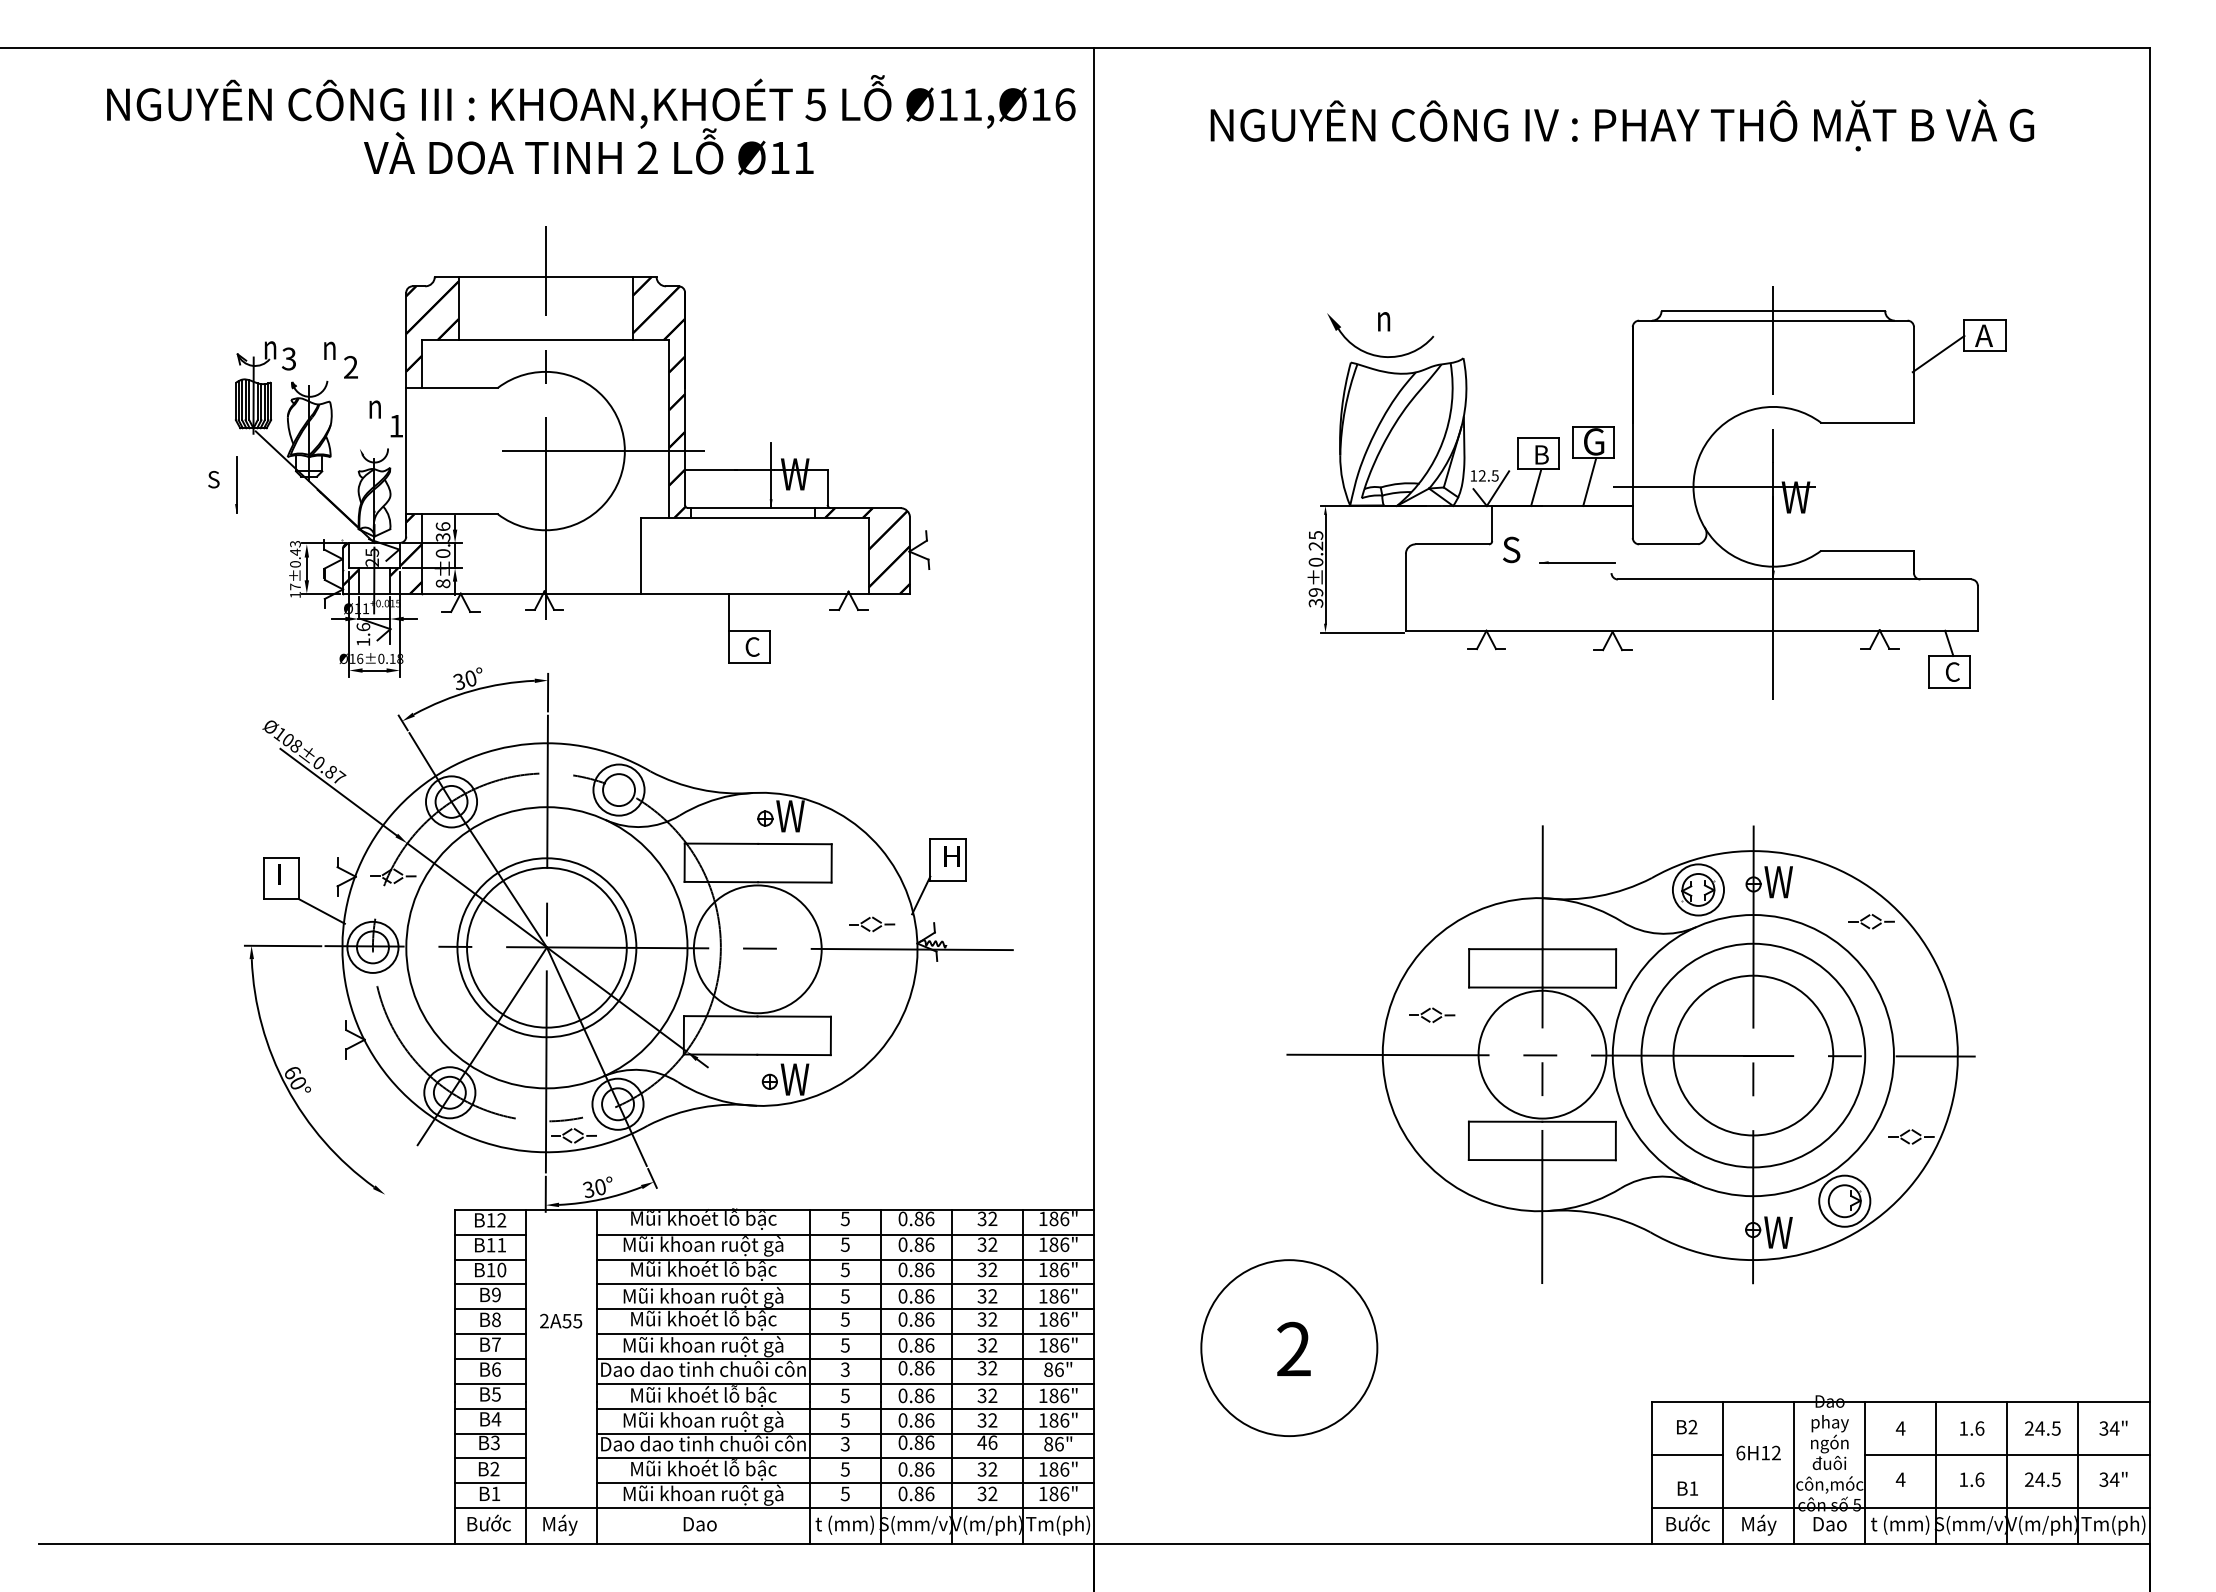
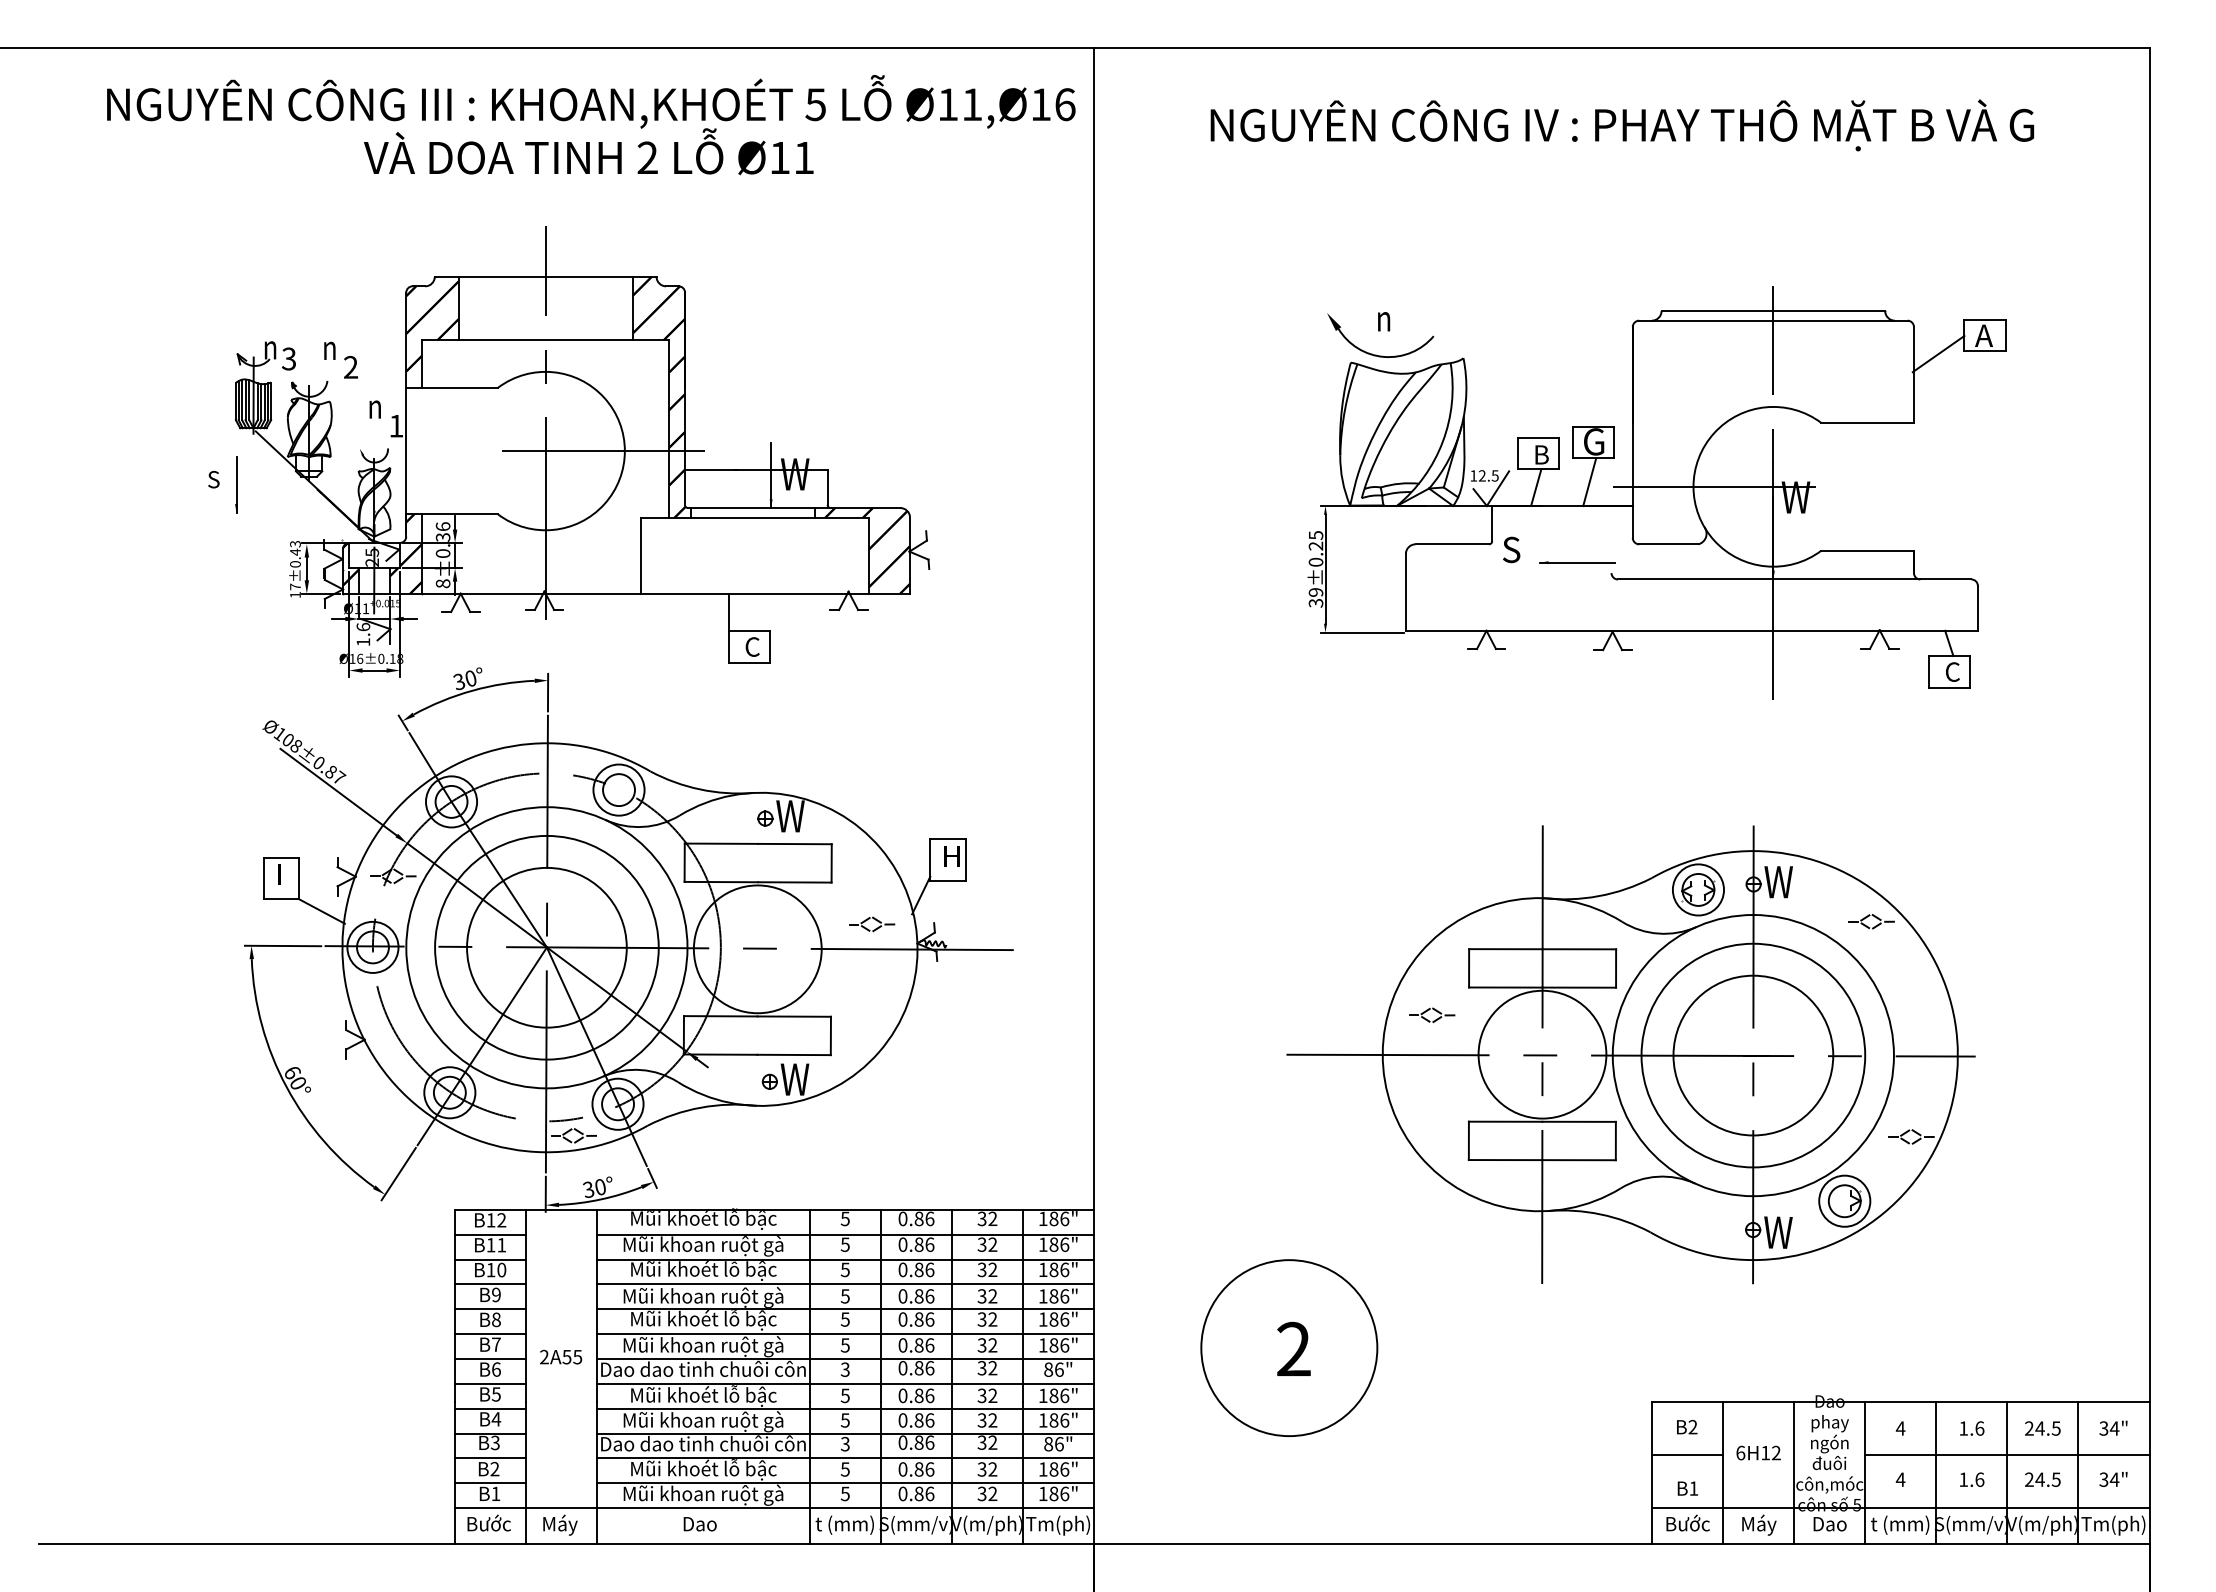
circle diameter: 179 px -> 224 px (546, 947)
line: none -> present (398, 1173)
text position: (561, 1320) -> (561, 1356) (561, 1356)
text: 46 -> 32 (987, 1442)
